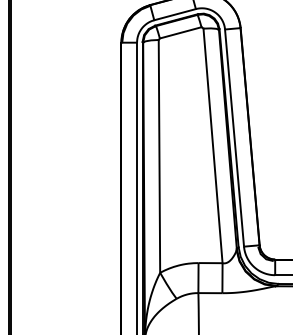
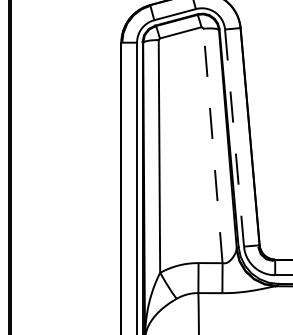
line: solid -> dashed (234, 138)
line: solid -> dashed (213, 145)
